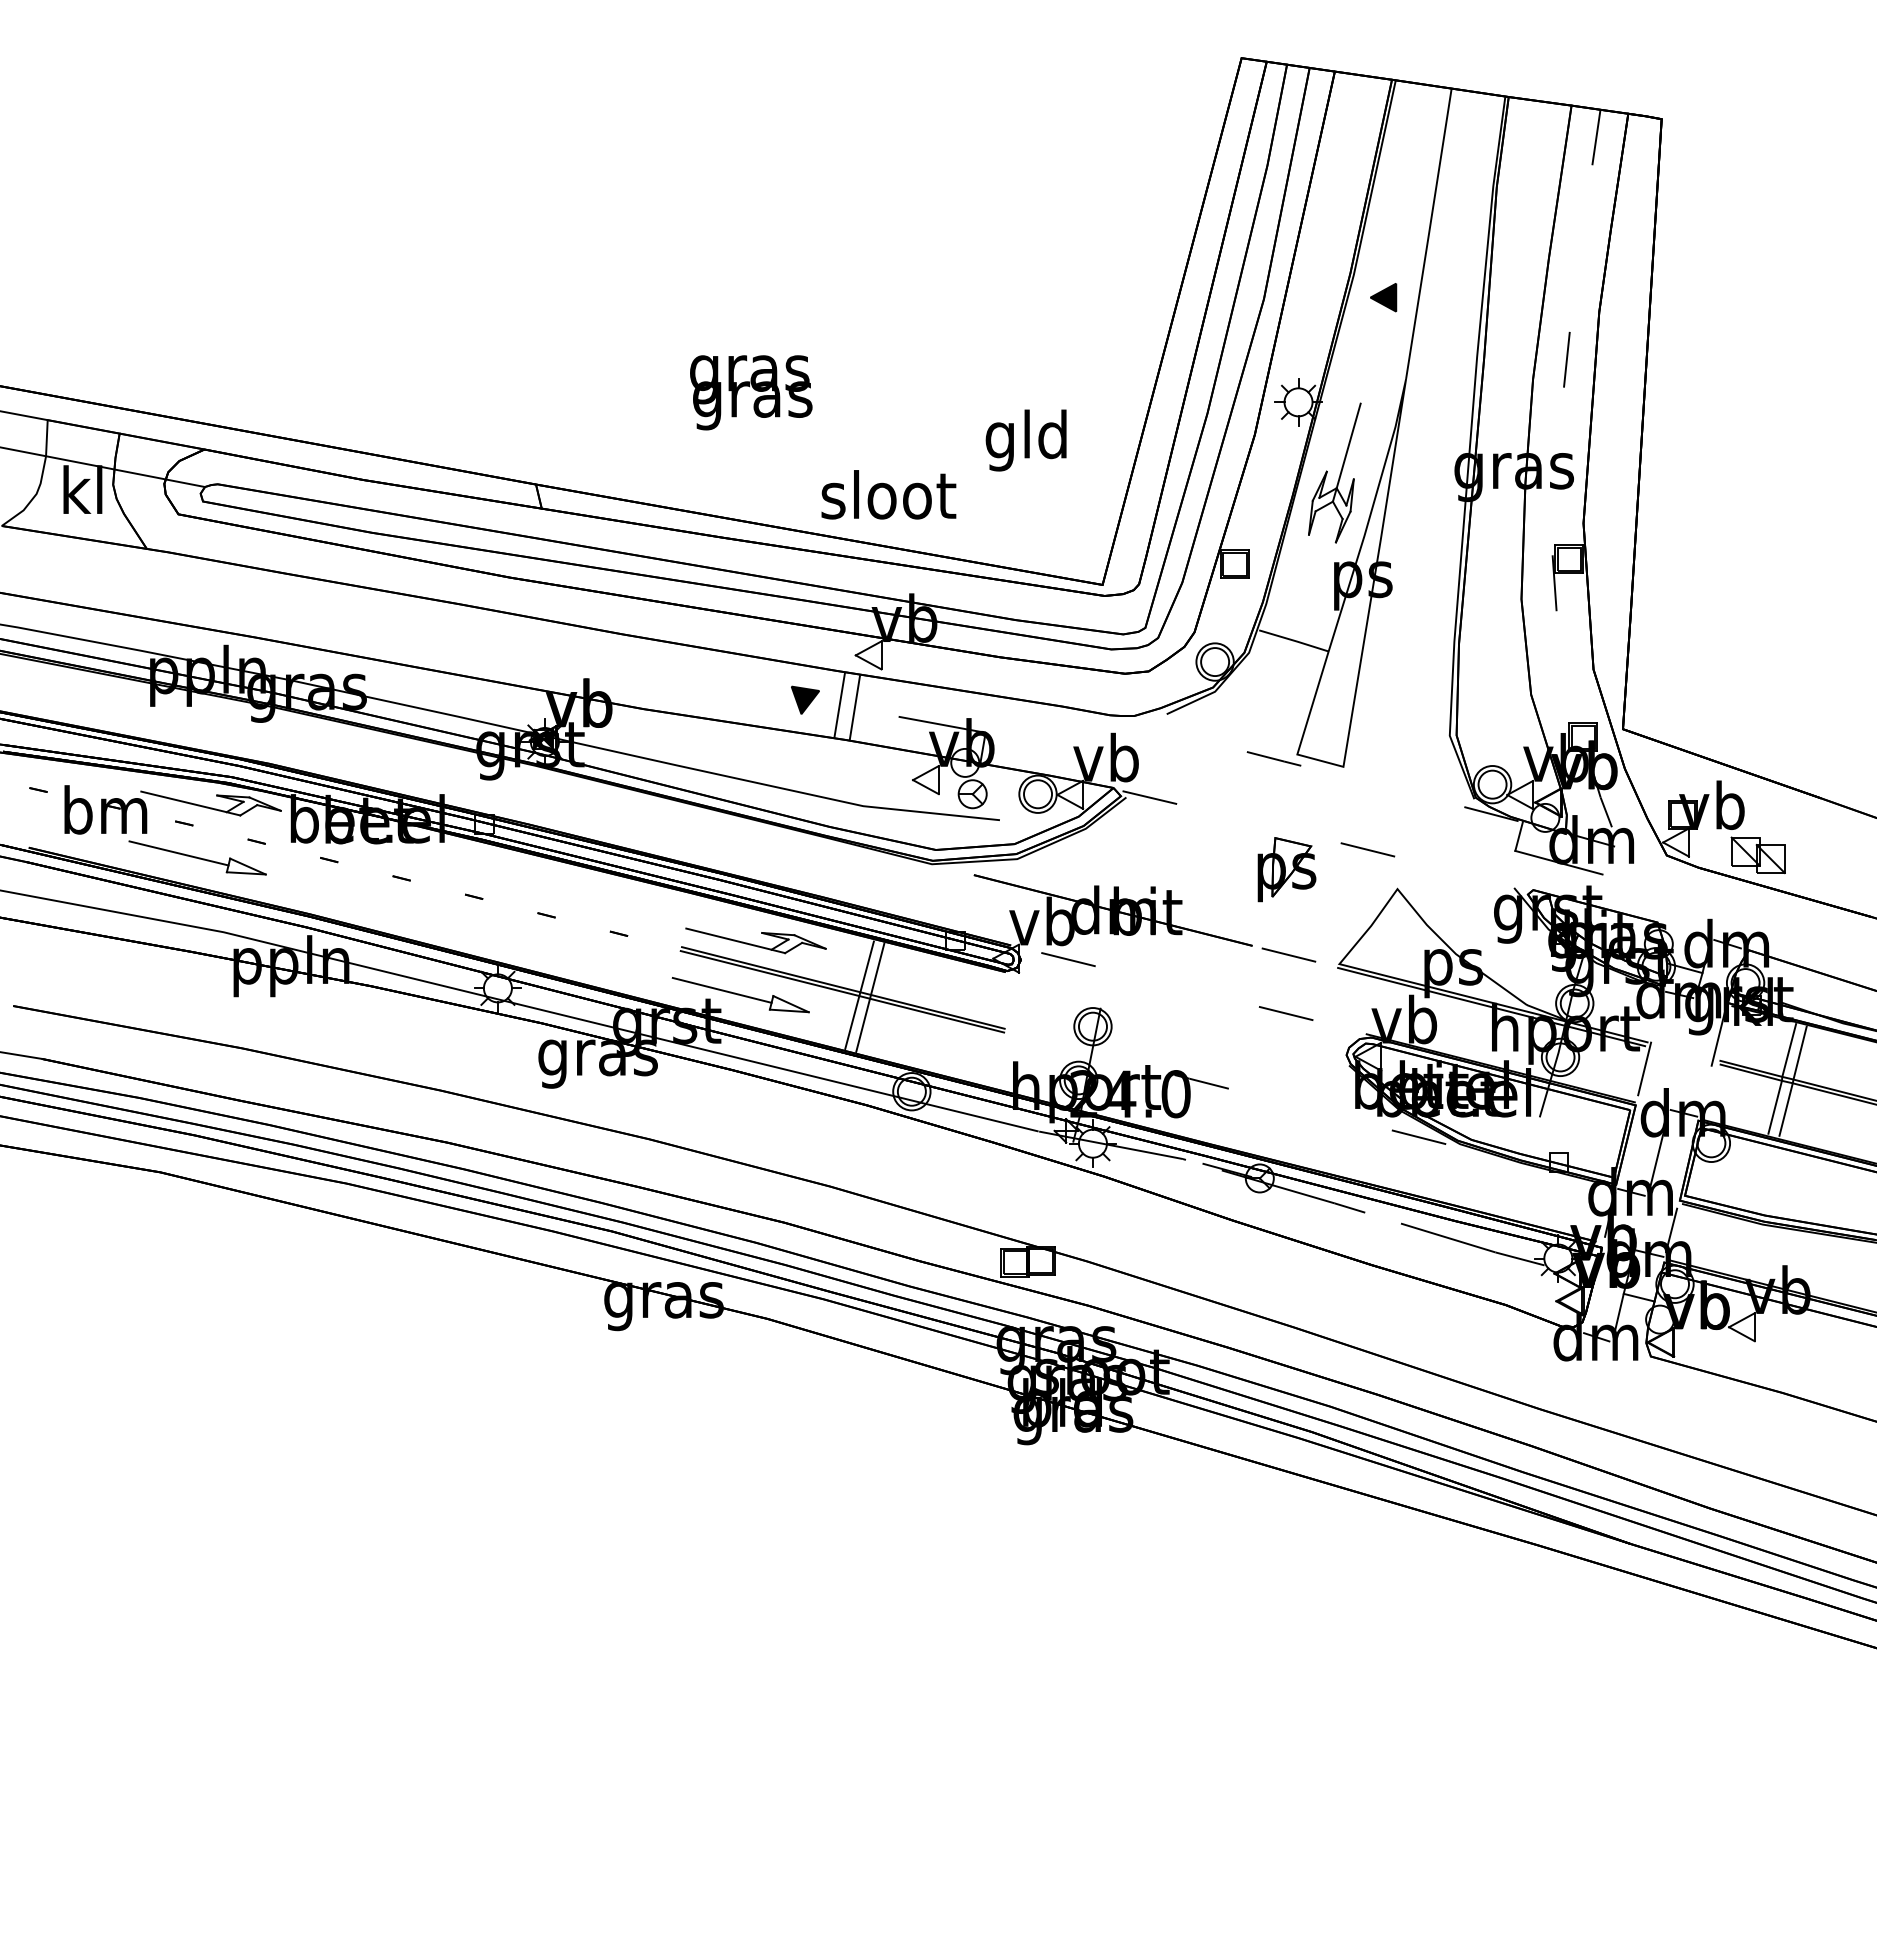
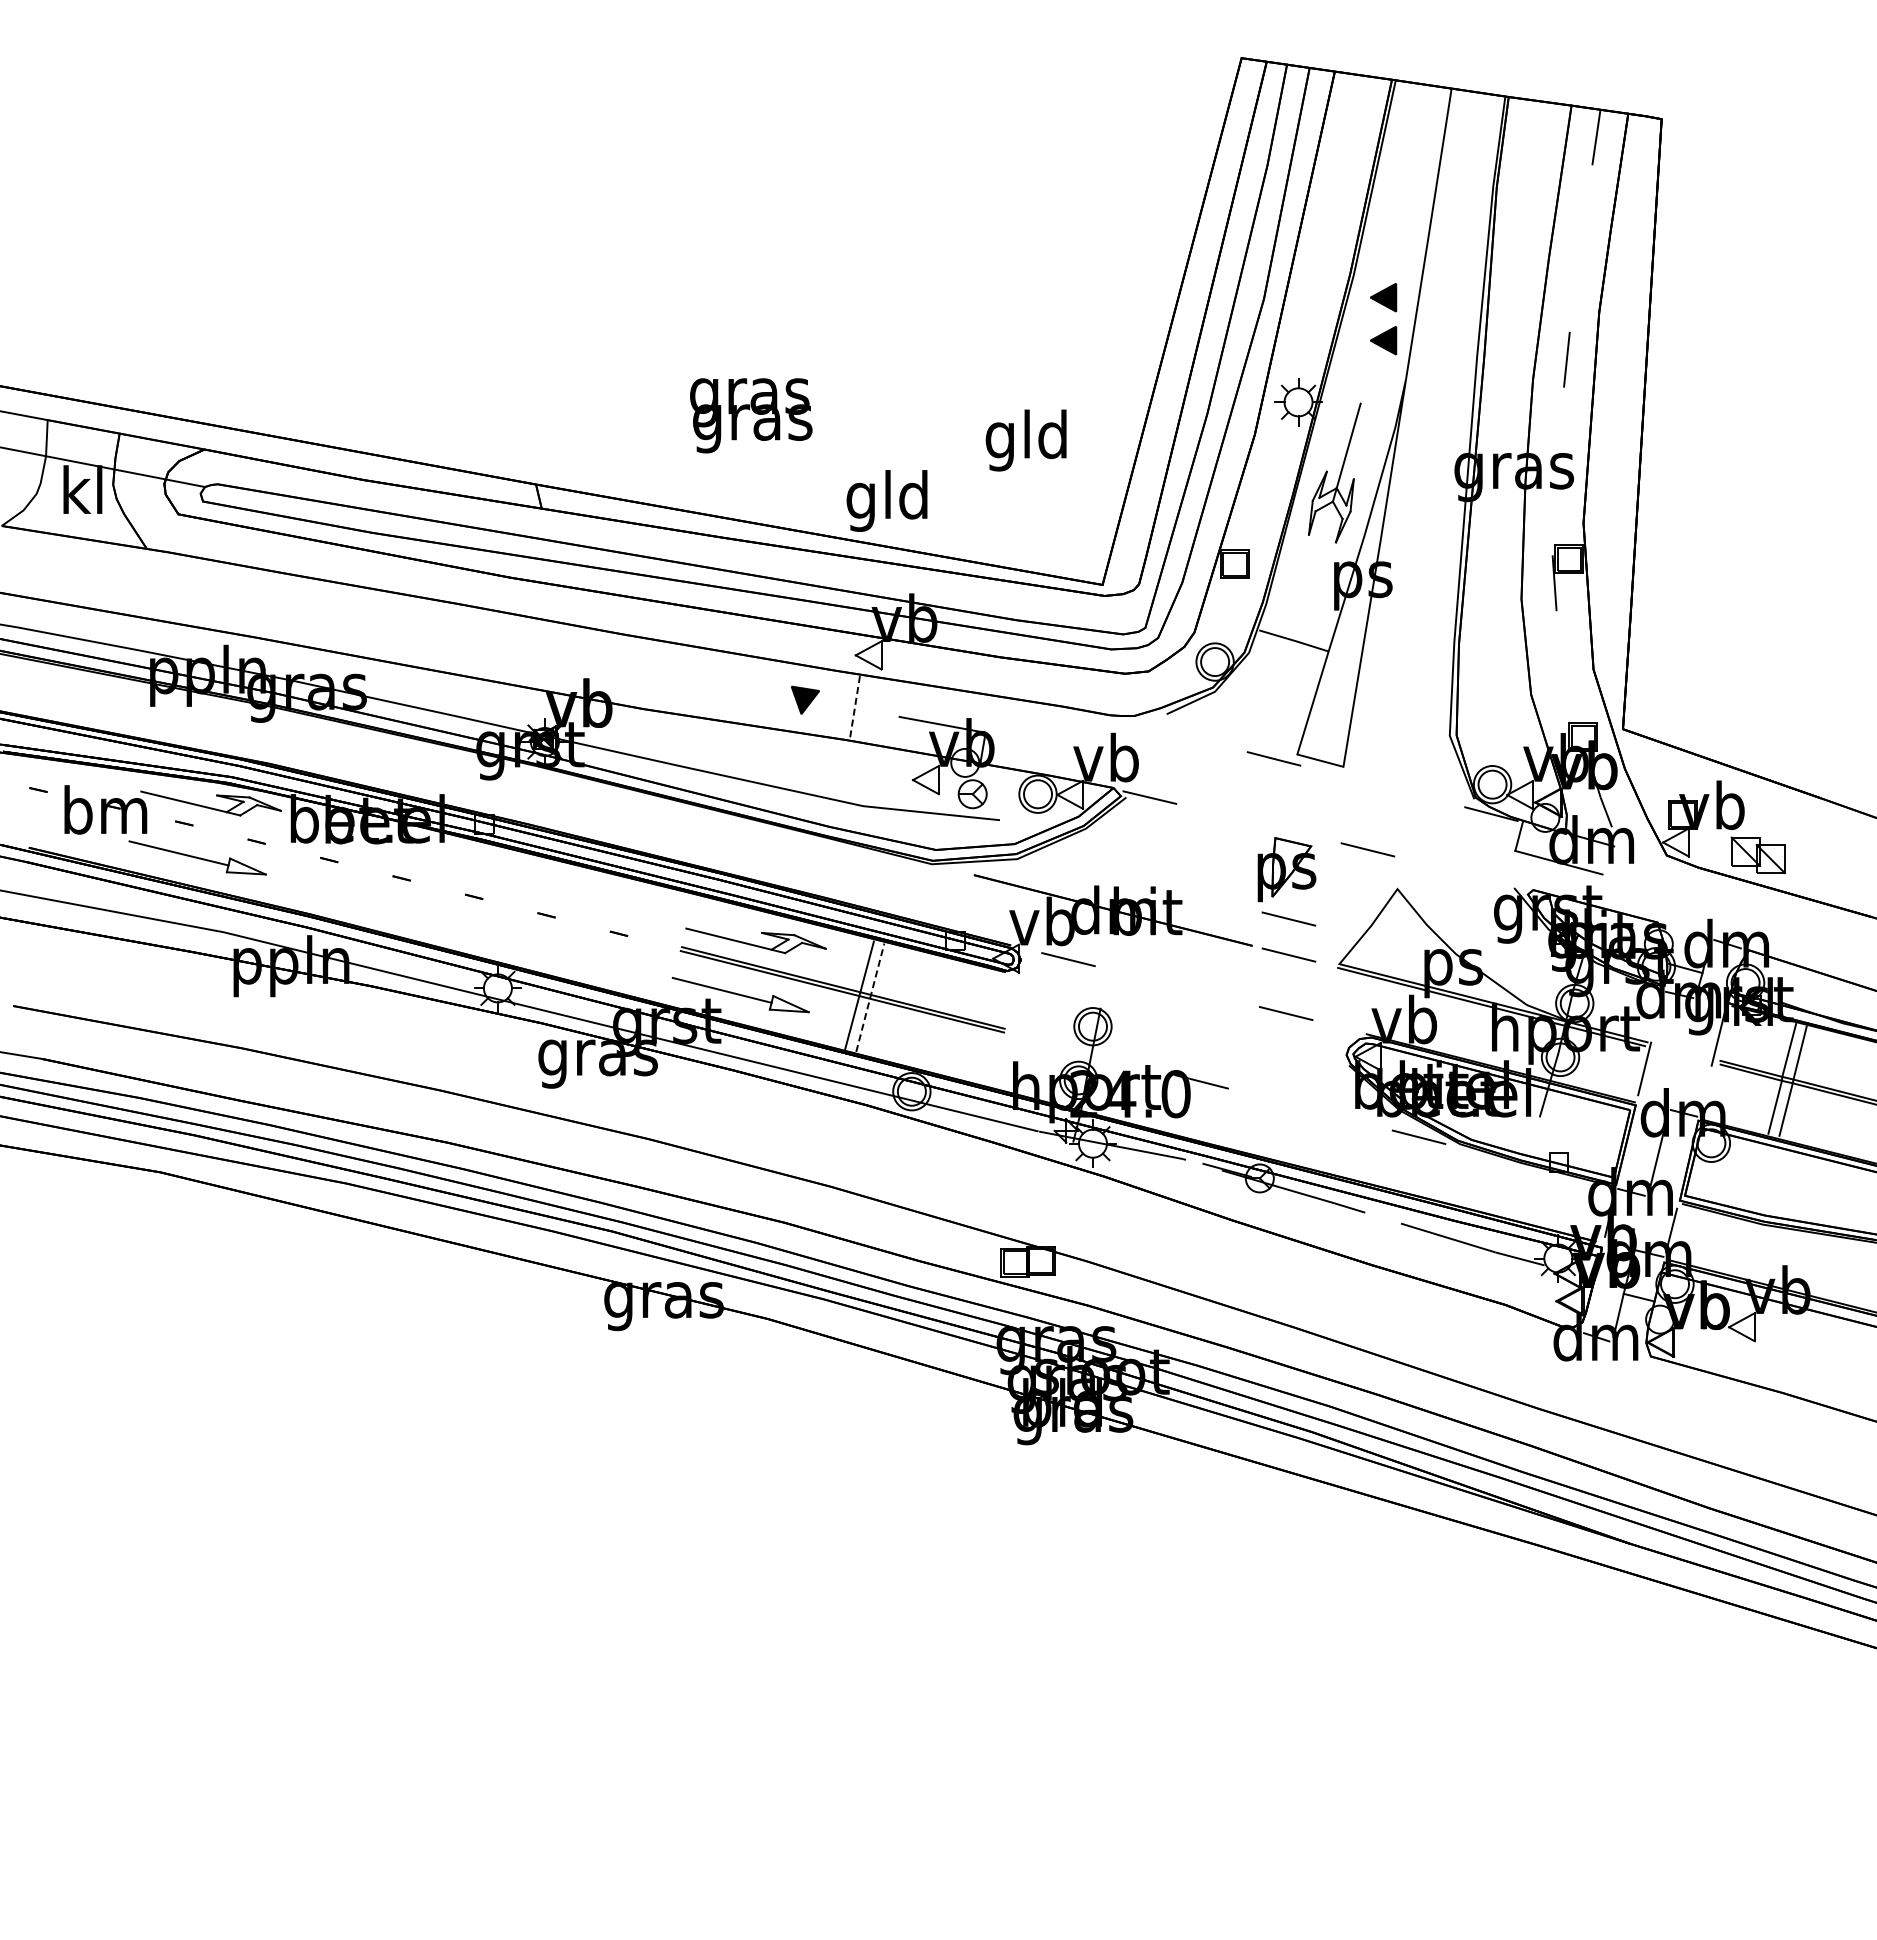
part: none -> present (1383, 340)
text position: (751, 392) -> (751, 415) (751, 415)
text: sloot -> gld (888, 500)
line: present -> none (839, 705)
line: solid -> dashed (854, 708)
line: none -> present (1288, 918)
line: solid -> dashed (870, 997)
